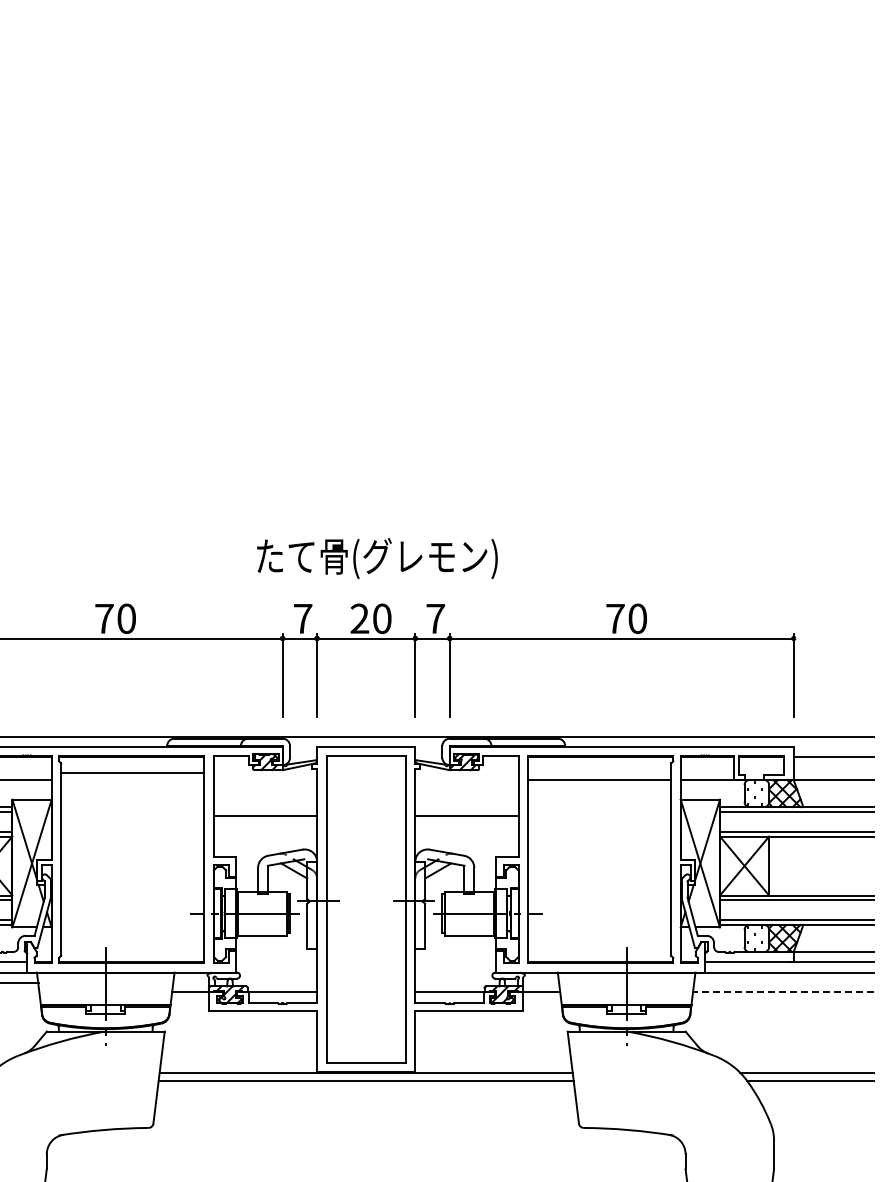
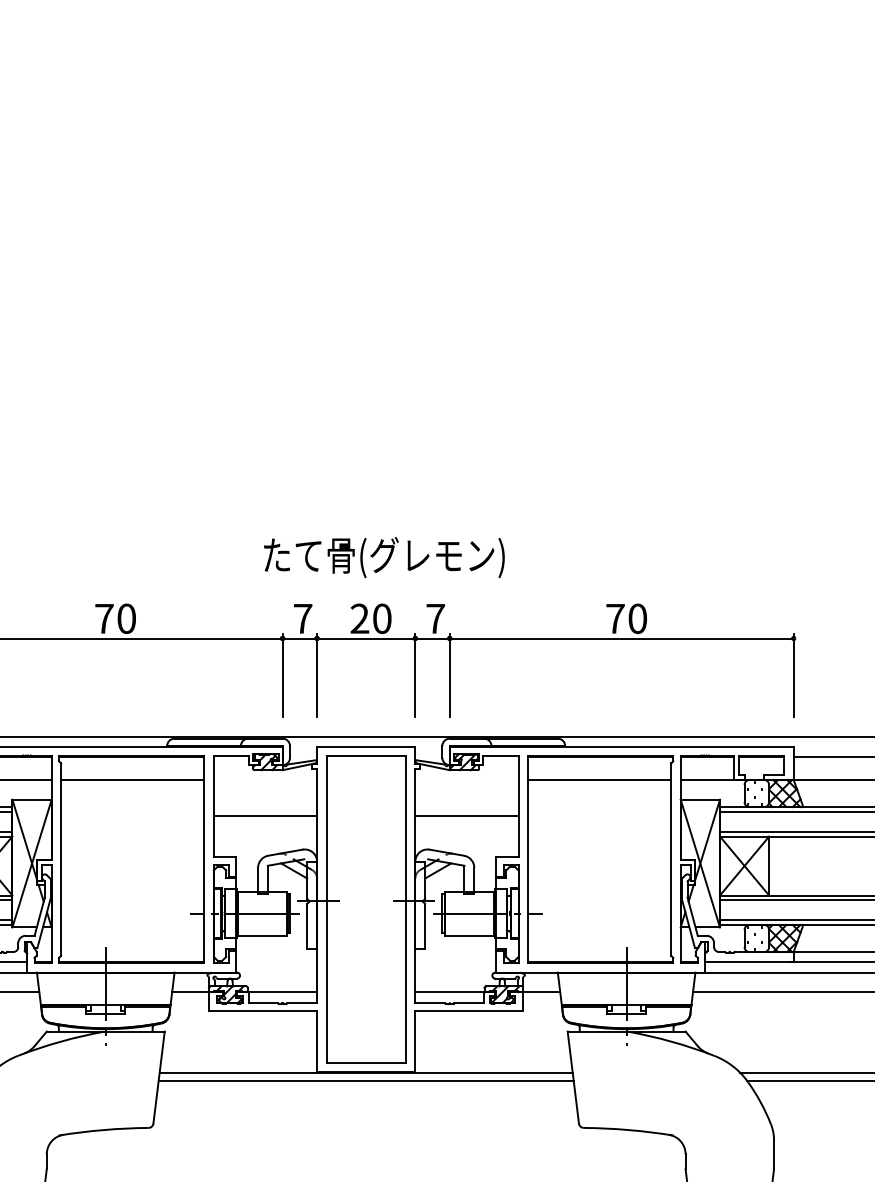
text position: (377, 558) -> (384, 557) (384, 557)
line position: (132, 773) -> (132, 780) (132, 780)
line position: (20, 983) -> (20, 992) (20, 992)
line: dashed -> solid (782, 992)
